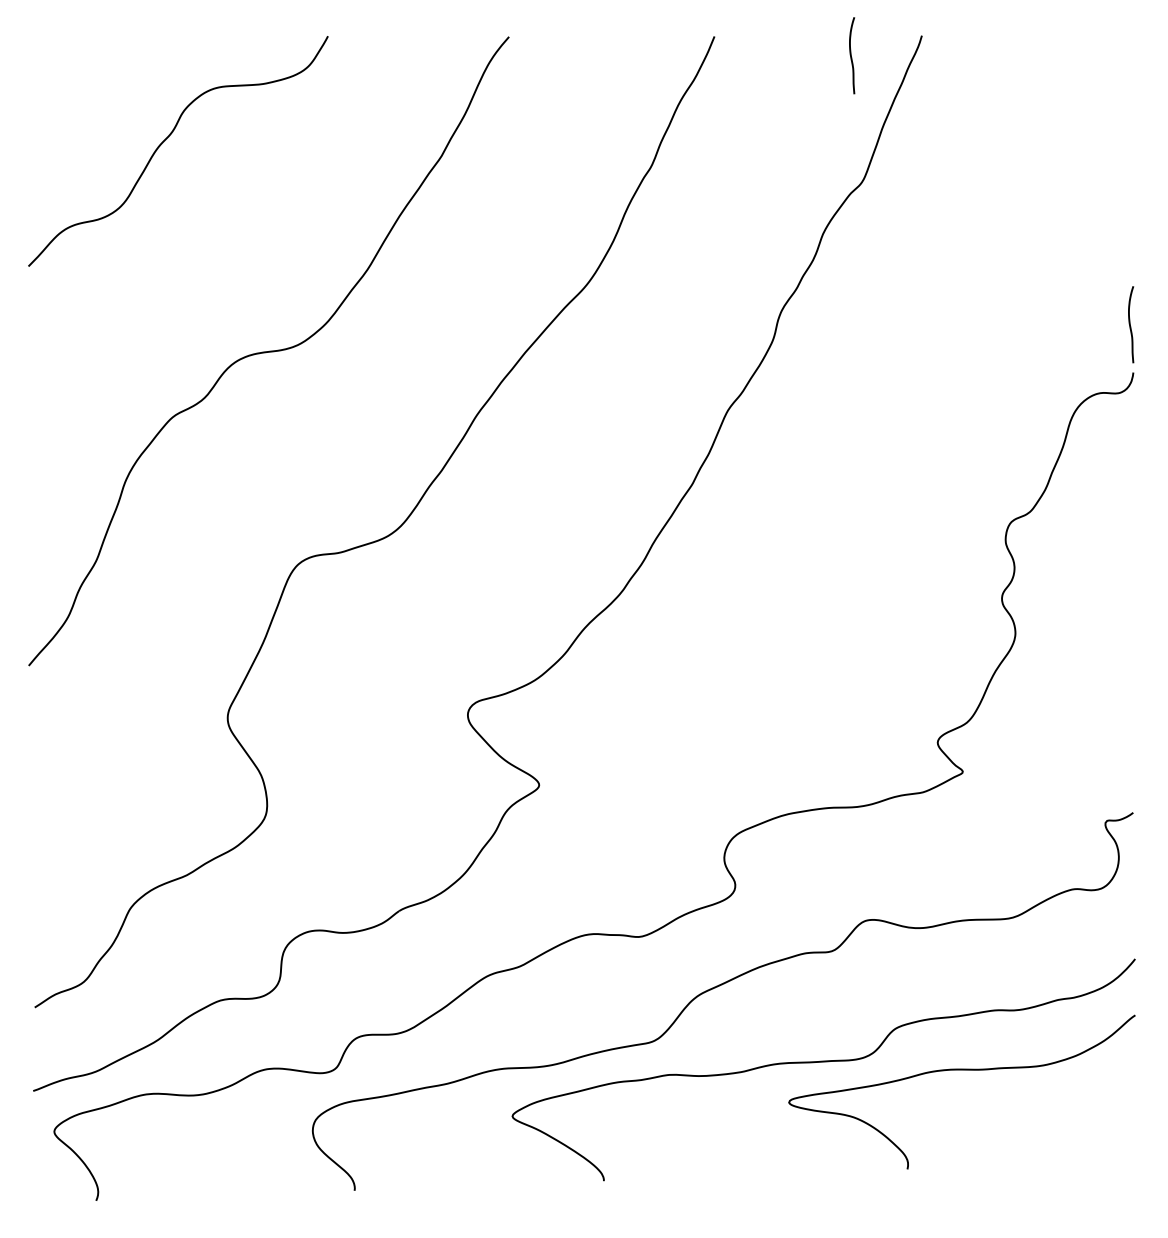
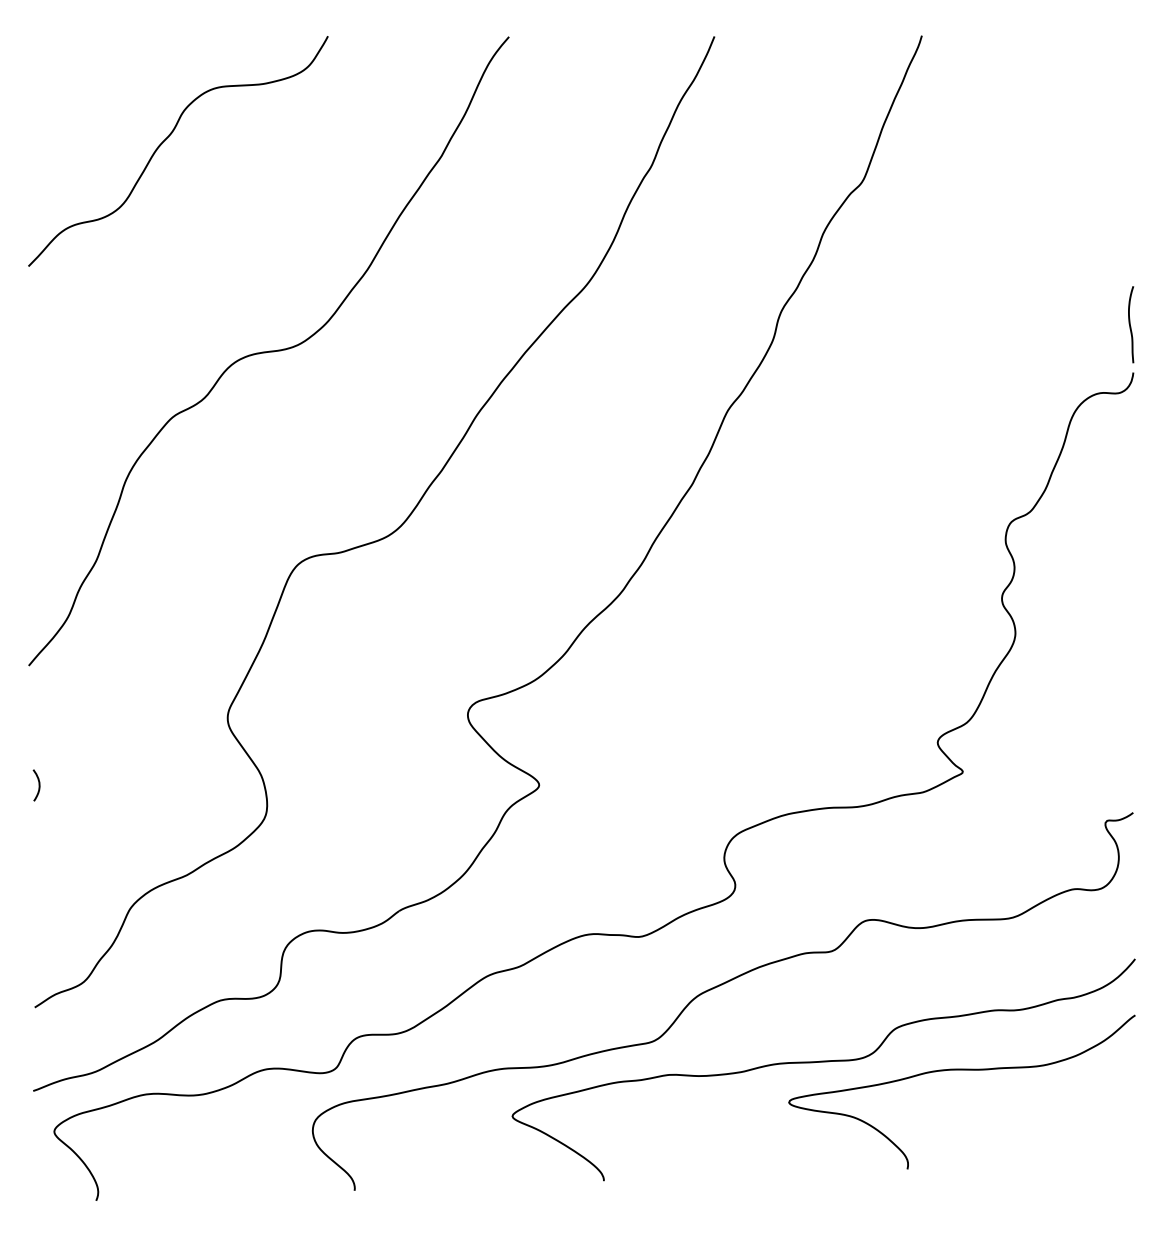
curve: present -> none (851, 55)
curve: none -> present (38, 785)
